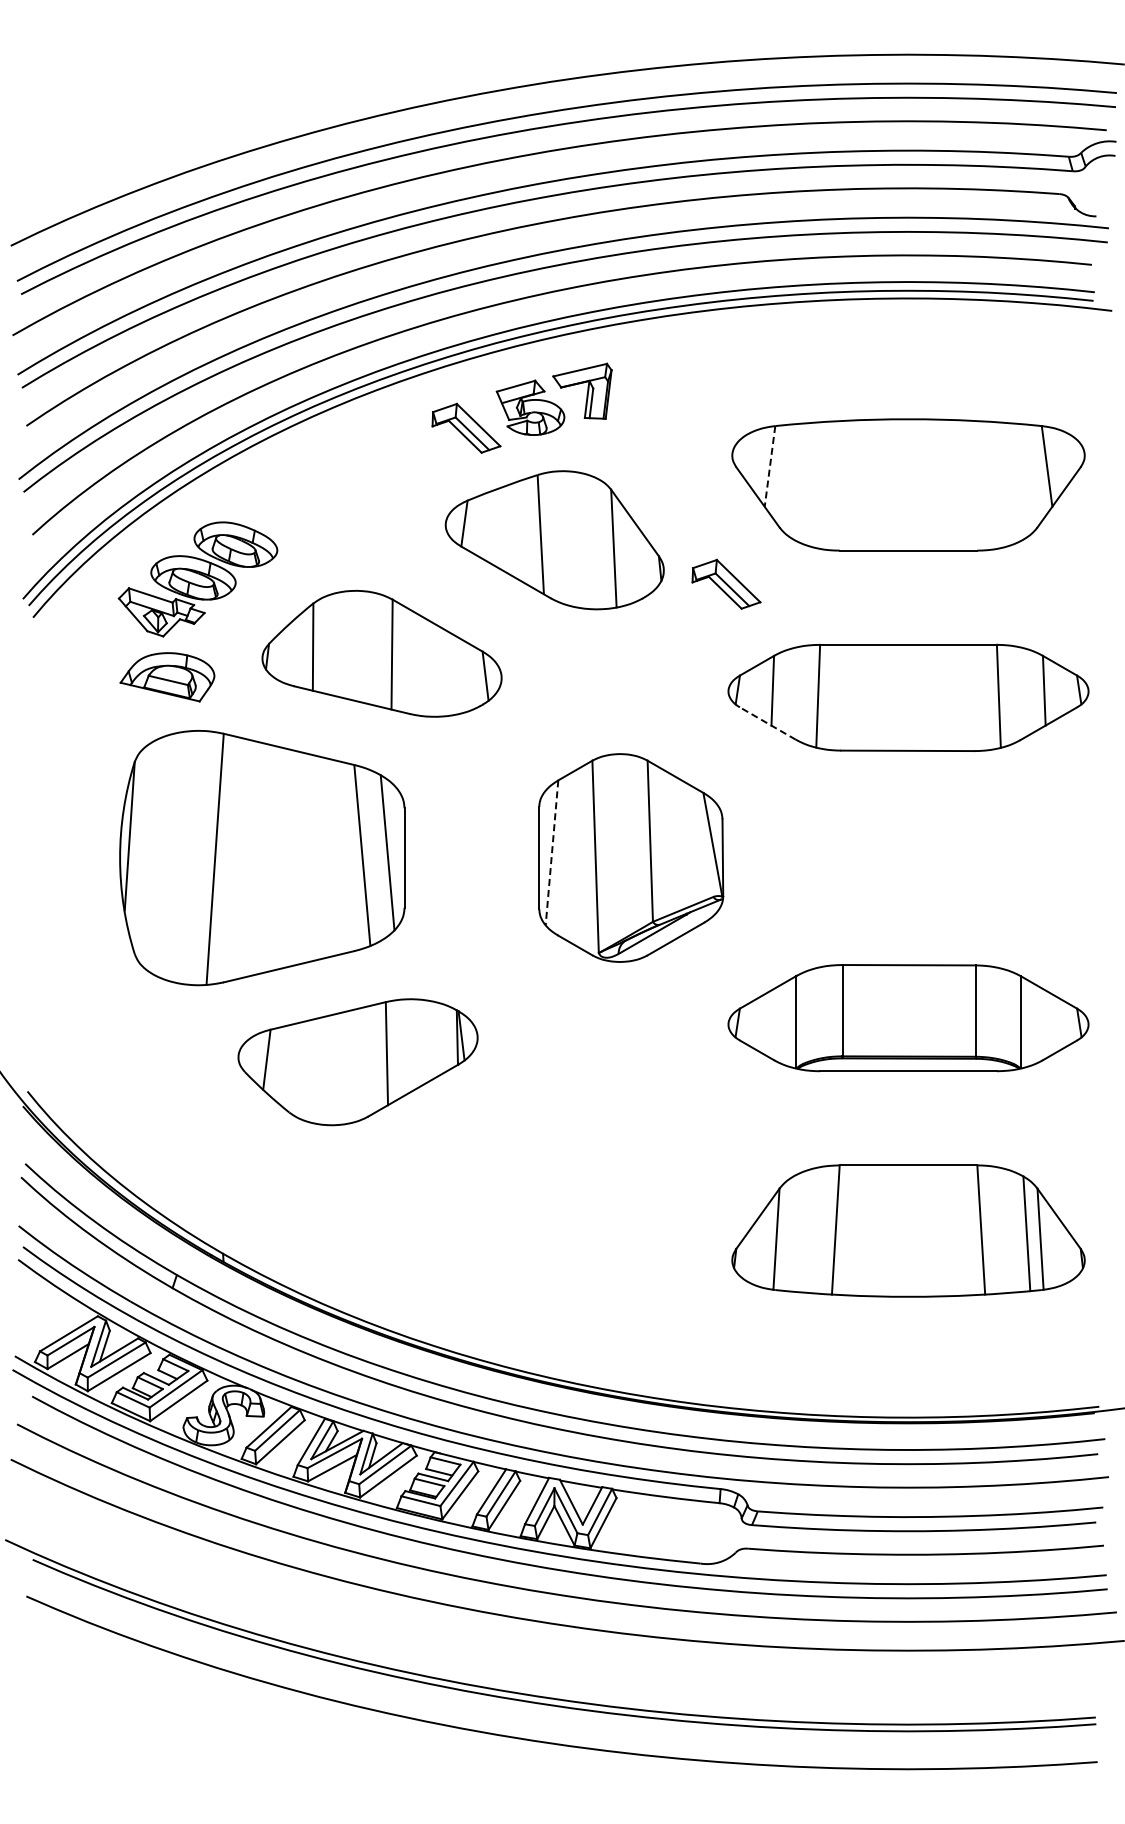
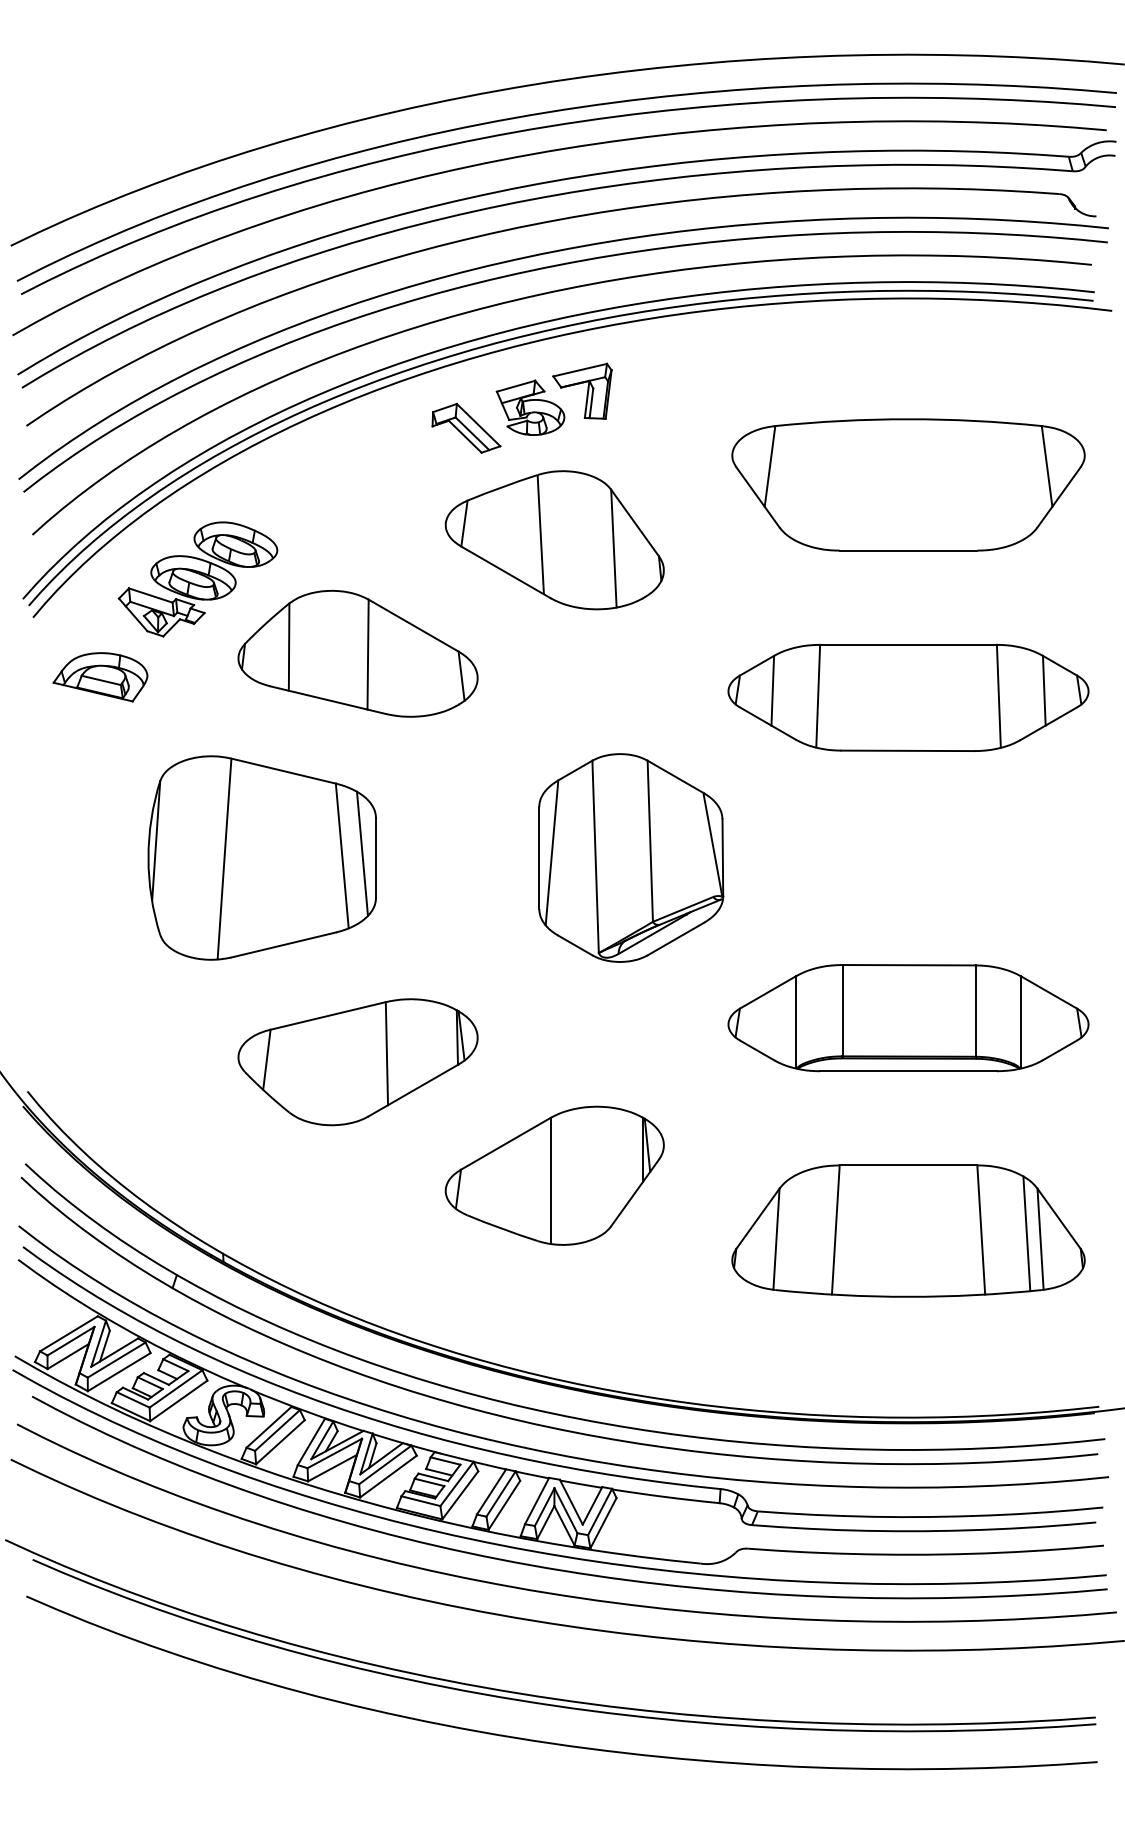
line: dashed -> solid (770, 466)
part: present -> none (726, 583)
part position: (381, 653) -> (357, 653) (357, 653)
part position: (167, 677) -> (100, 677) (100, 677)
line: dashed -> solid (767, 723)
line: dashed -> solid (552, 852)
part size: 287x257 px -> 230x206 px (261, 857)
part: none -> present (554, 1175)
